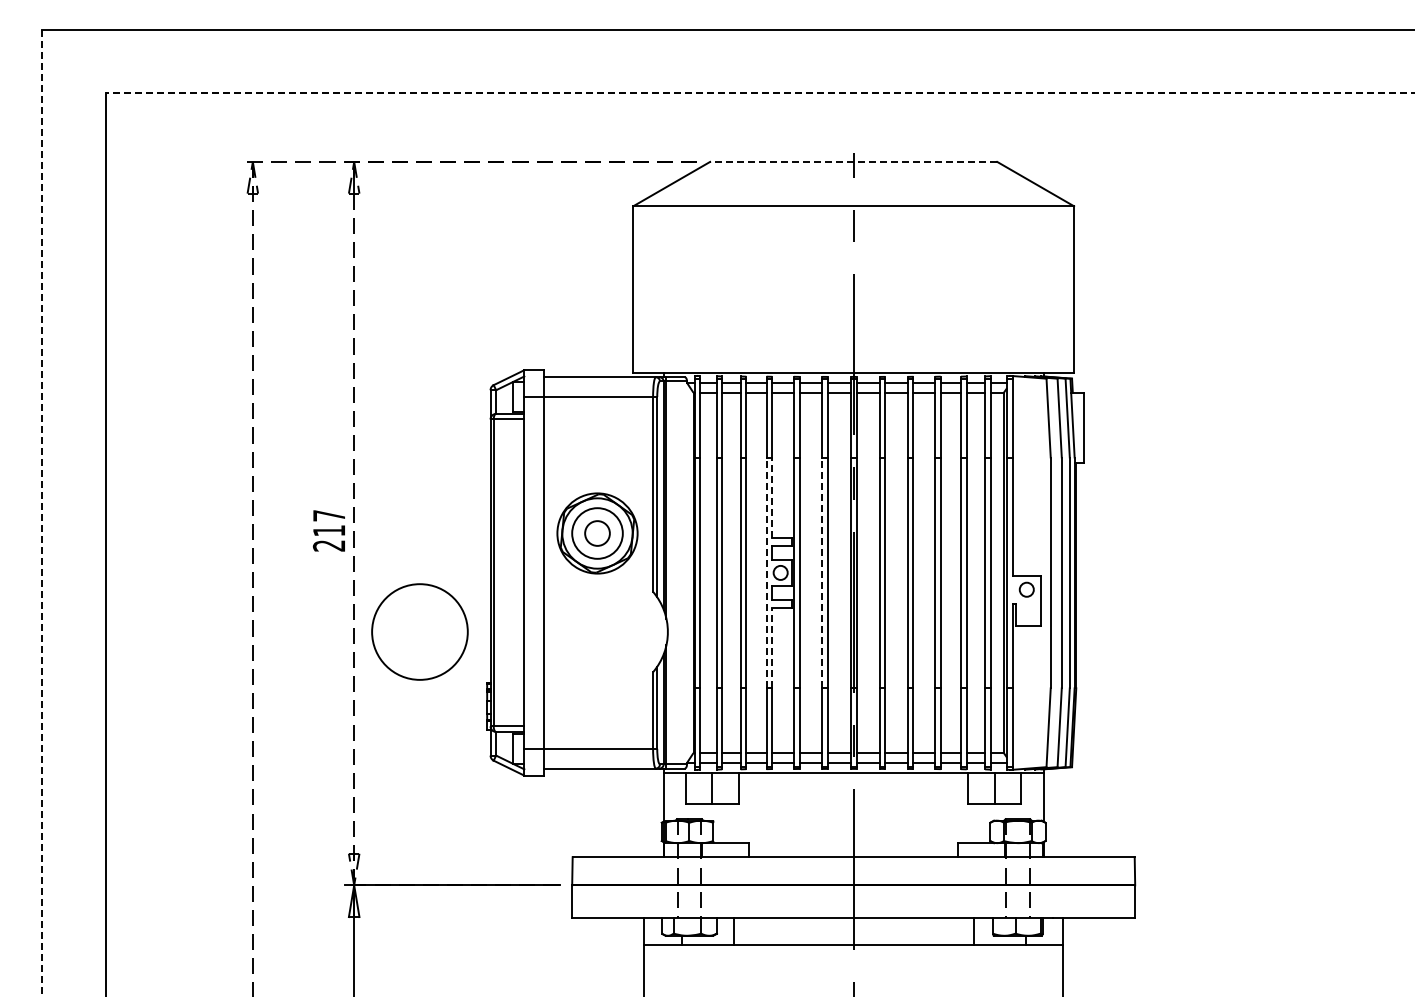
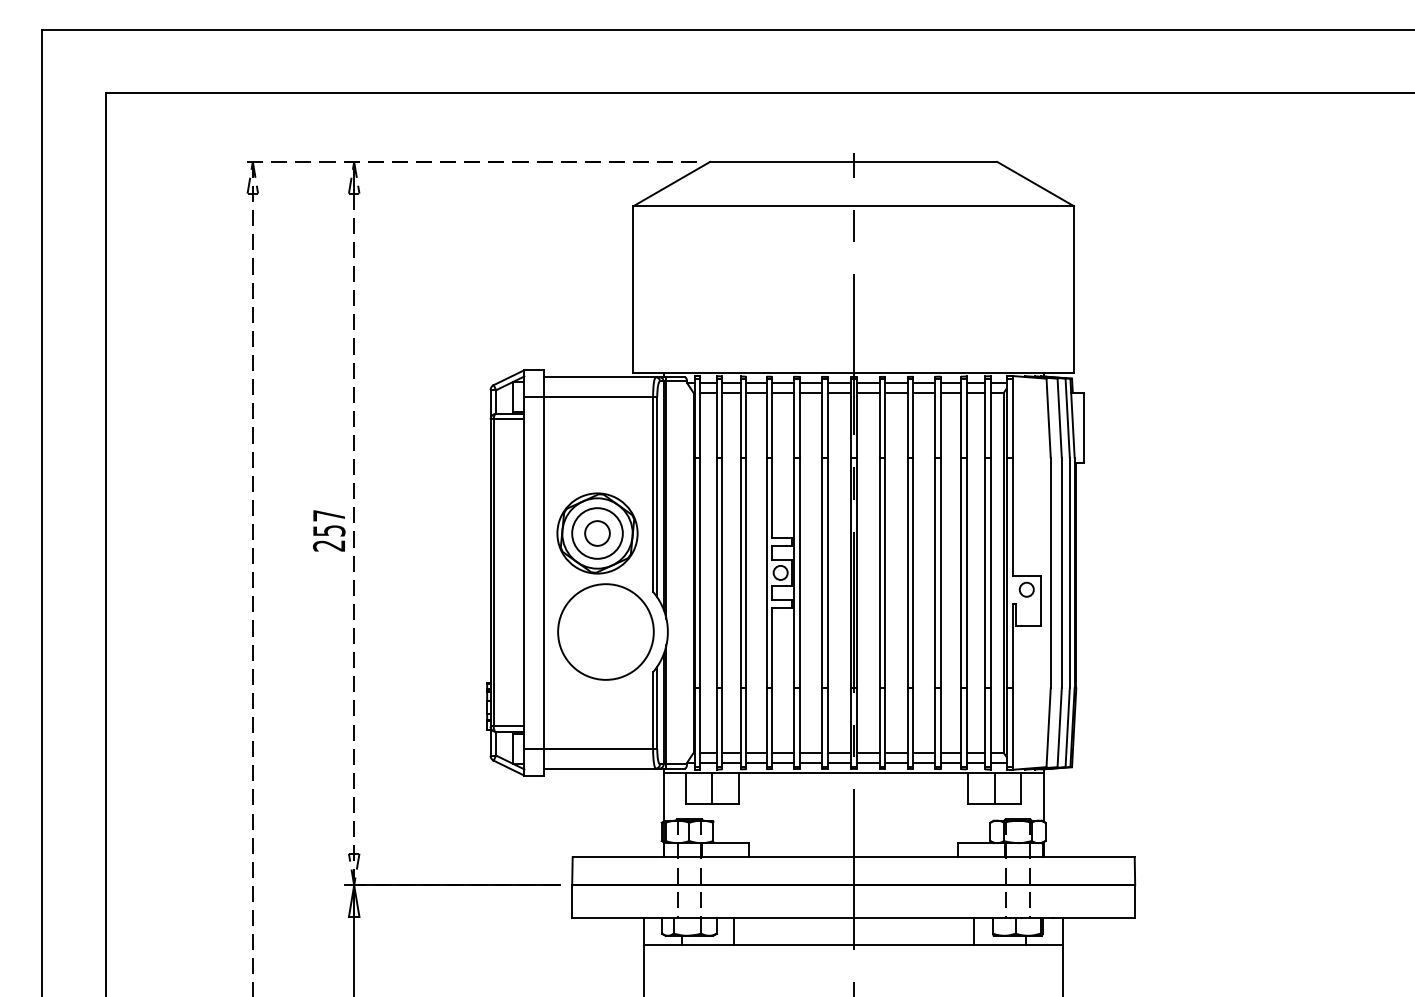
line: dashed -> solid (759, 93)
line: dashed -> solid (853, 161)
line: dashed -> solid (772, 497)
line: dashed -> solid (42, 513)
text: 217 -> 257 (329, 530)
line: dashed -> solid (766, 572)
line: dashed -> solid (822, 572)
circle position: (419, 631) -> (605, 631) (605, 631)
line: dashed -> solid (772, 647)
